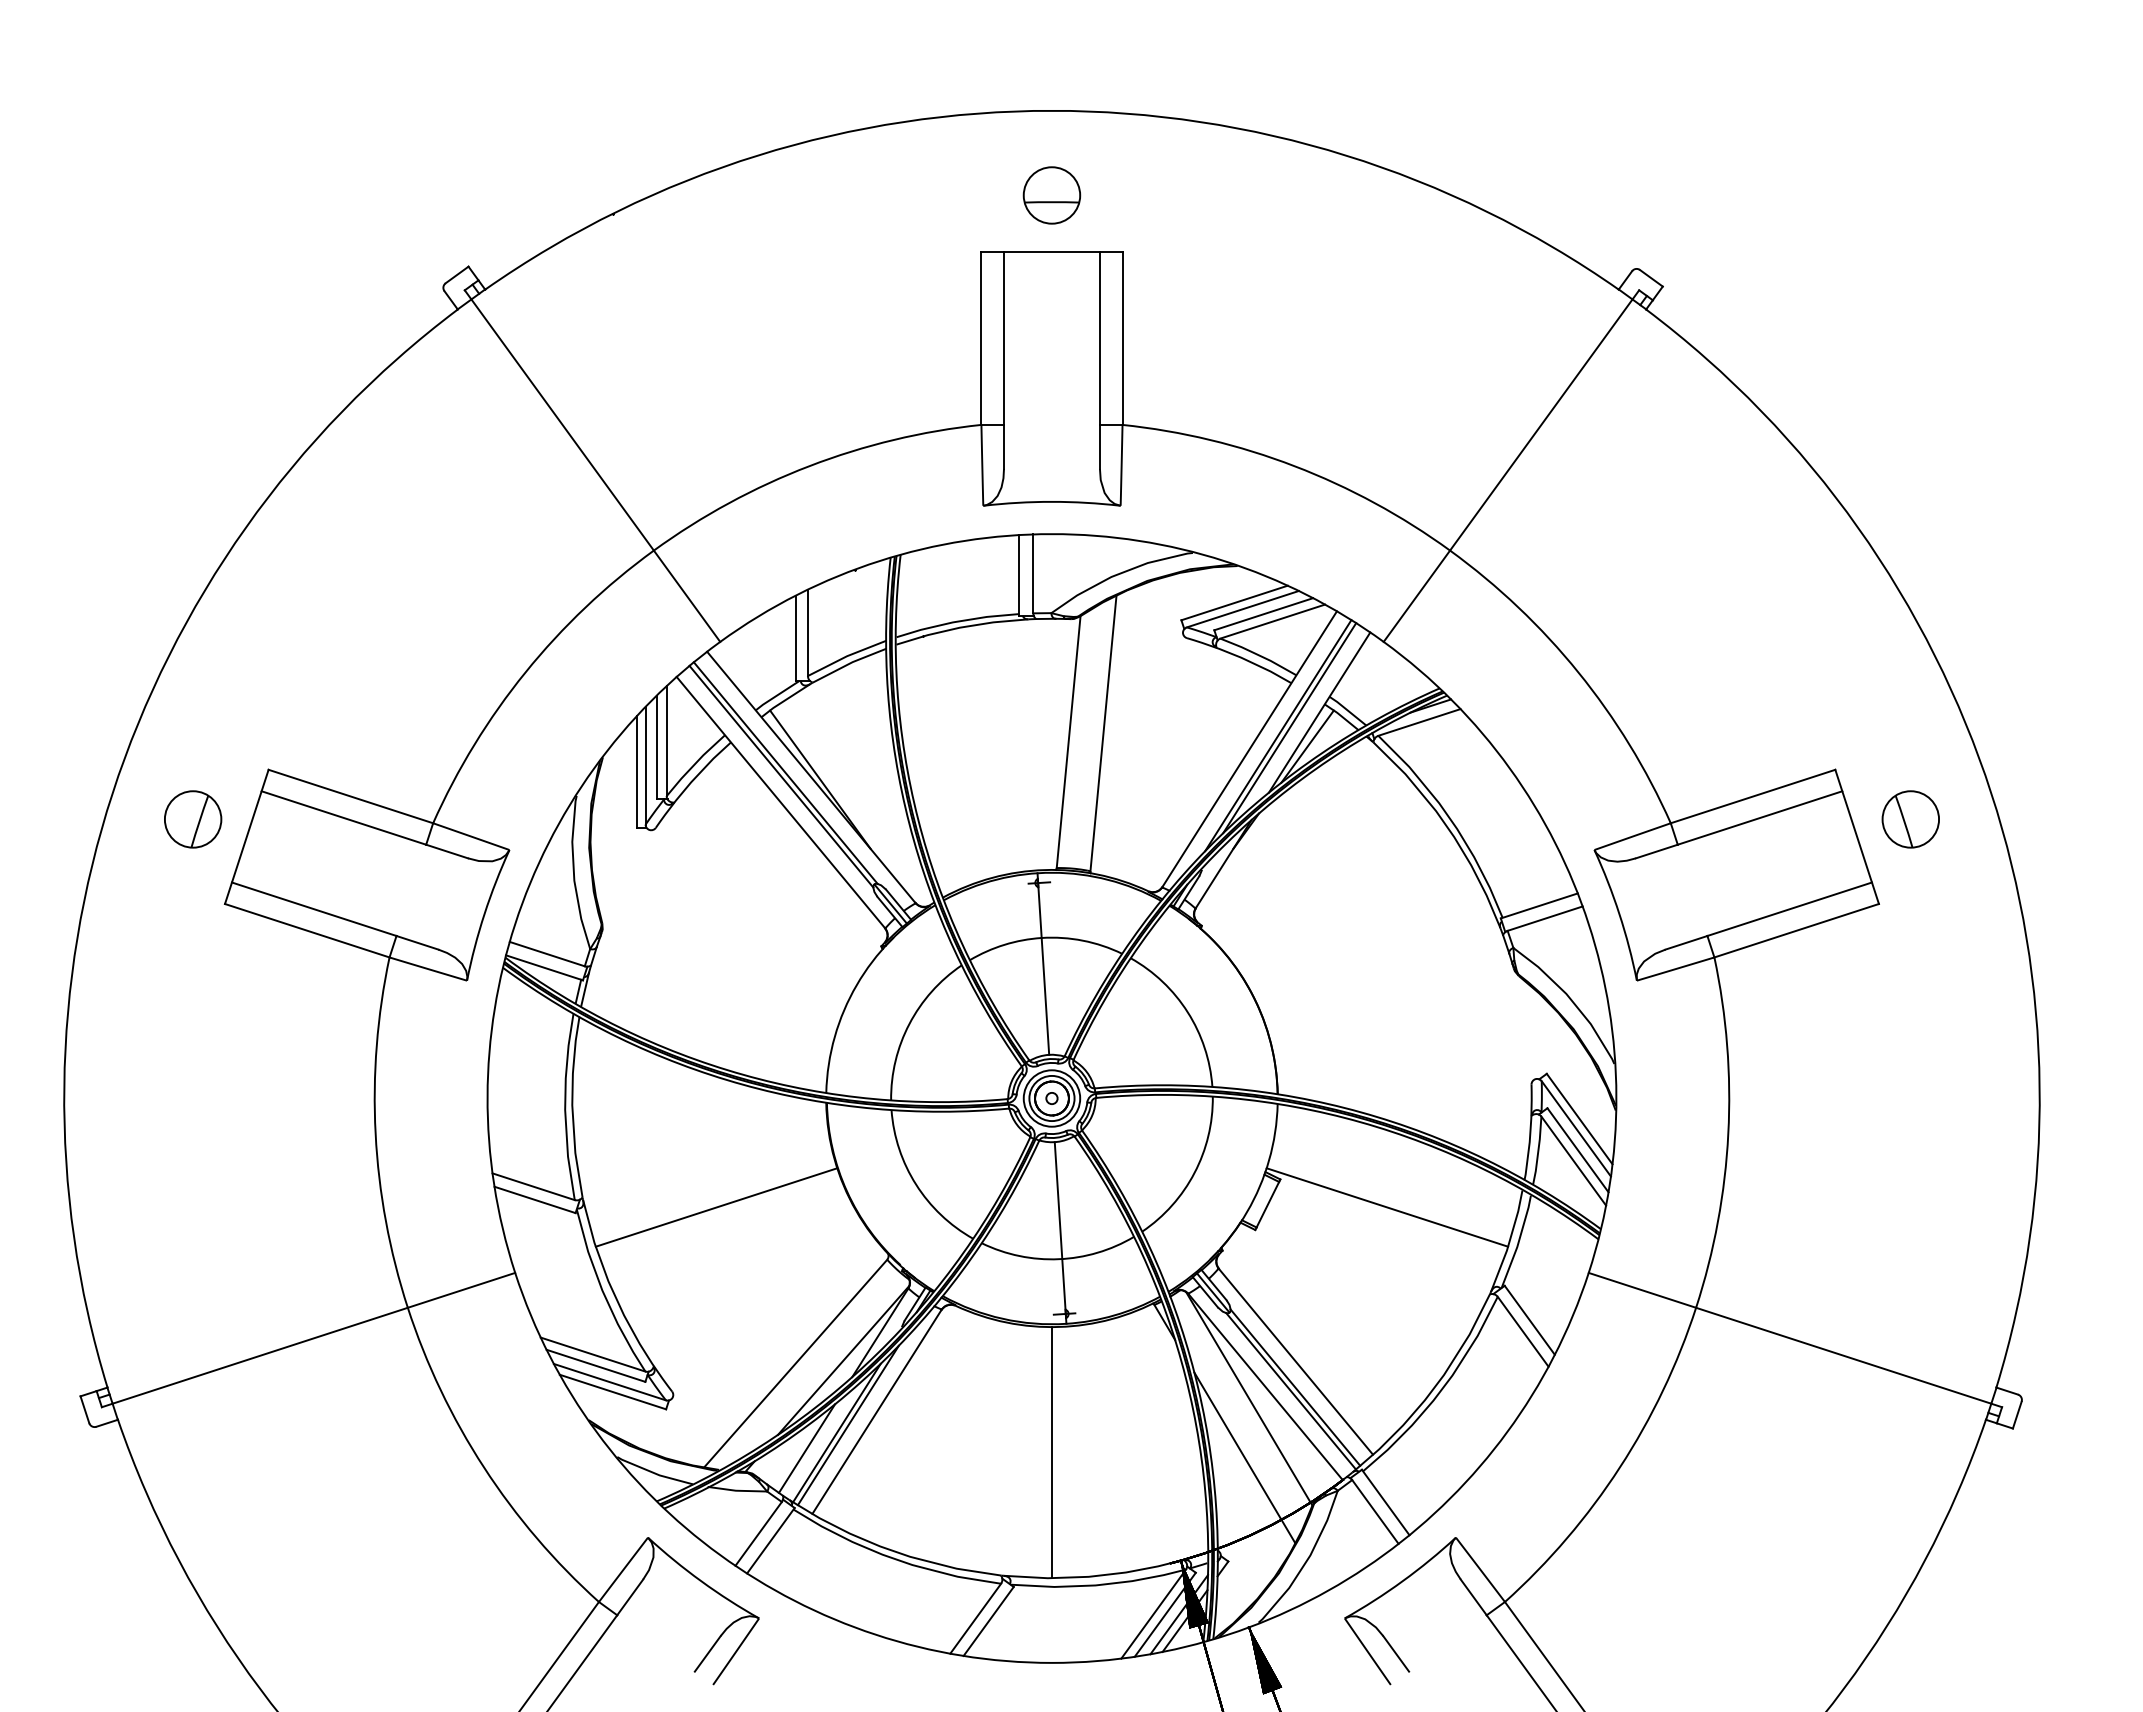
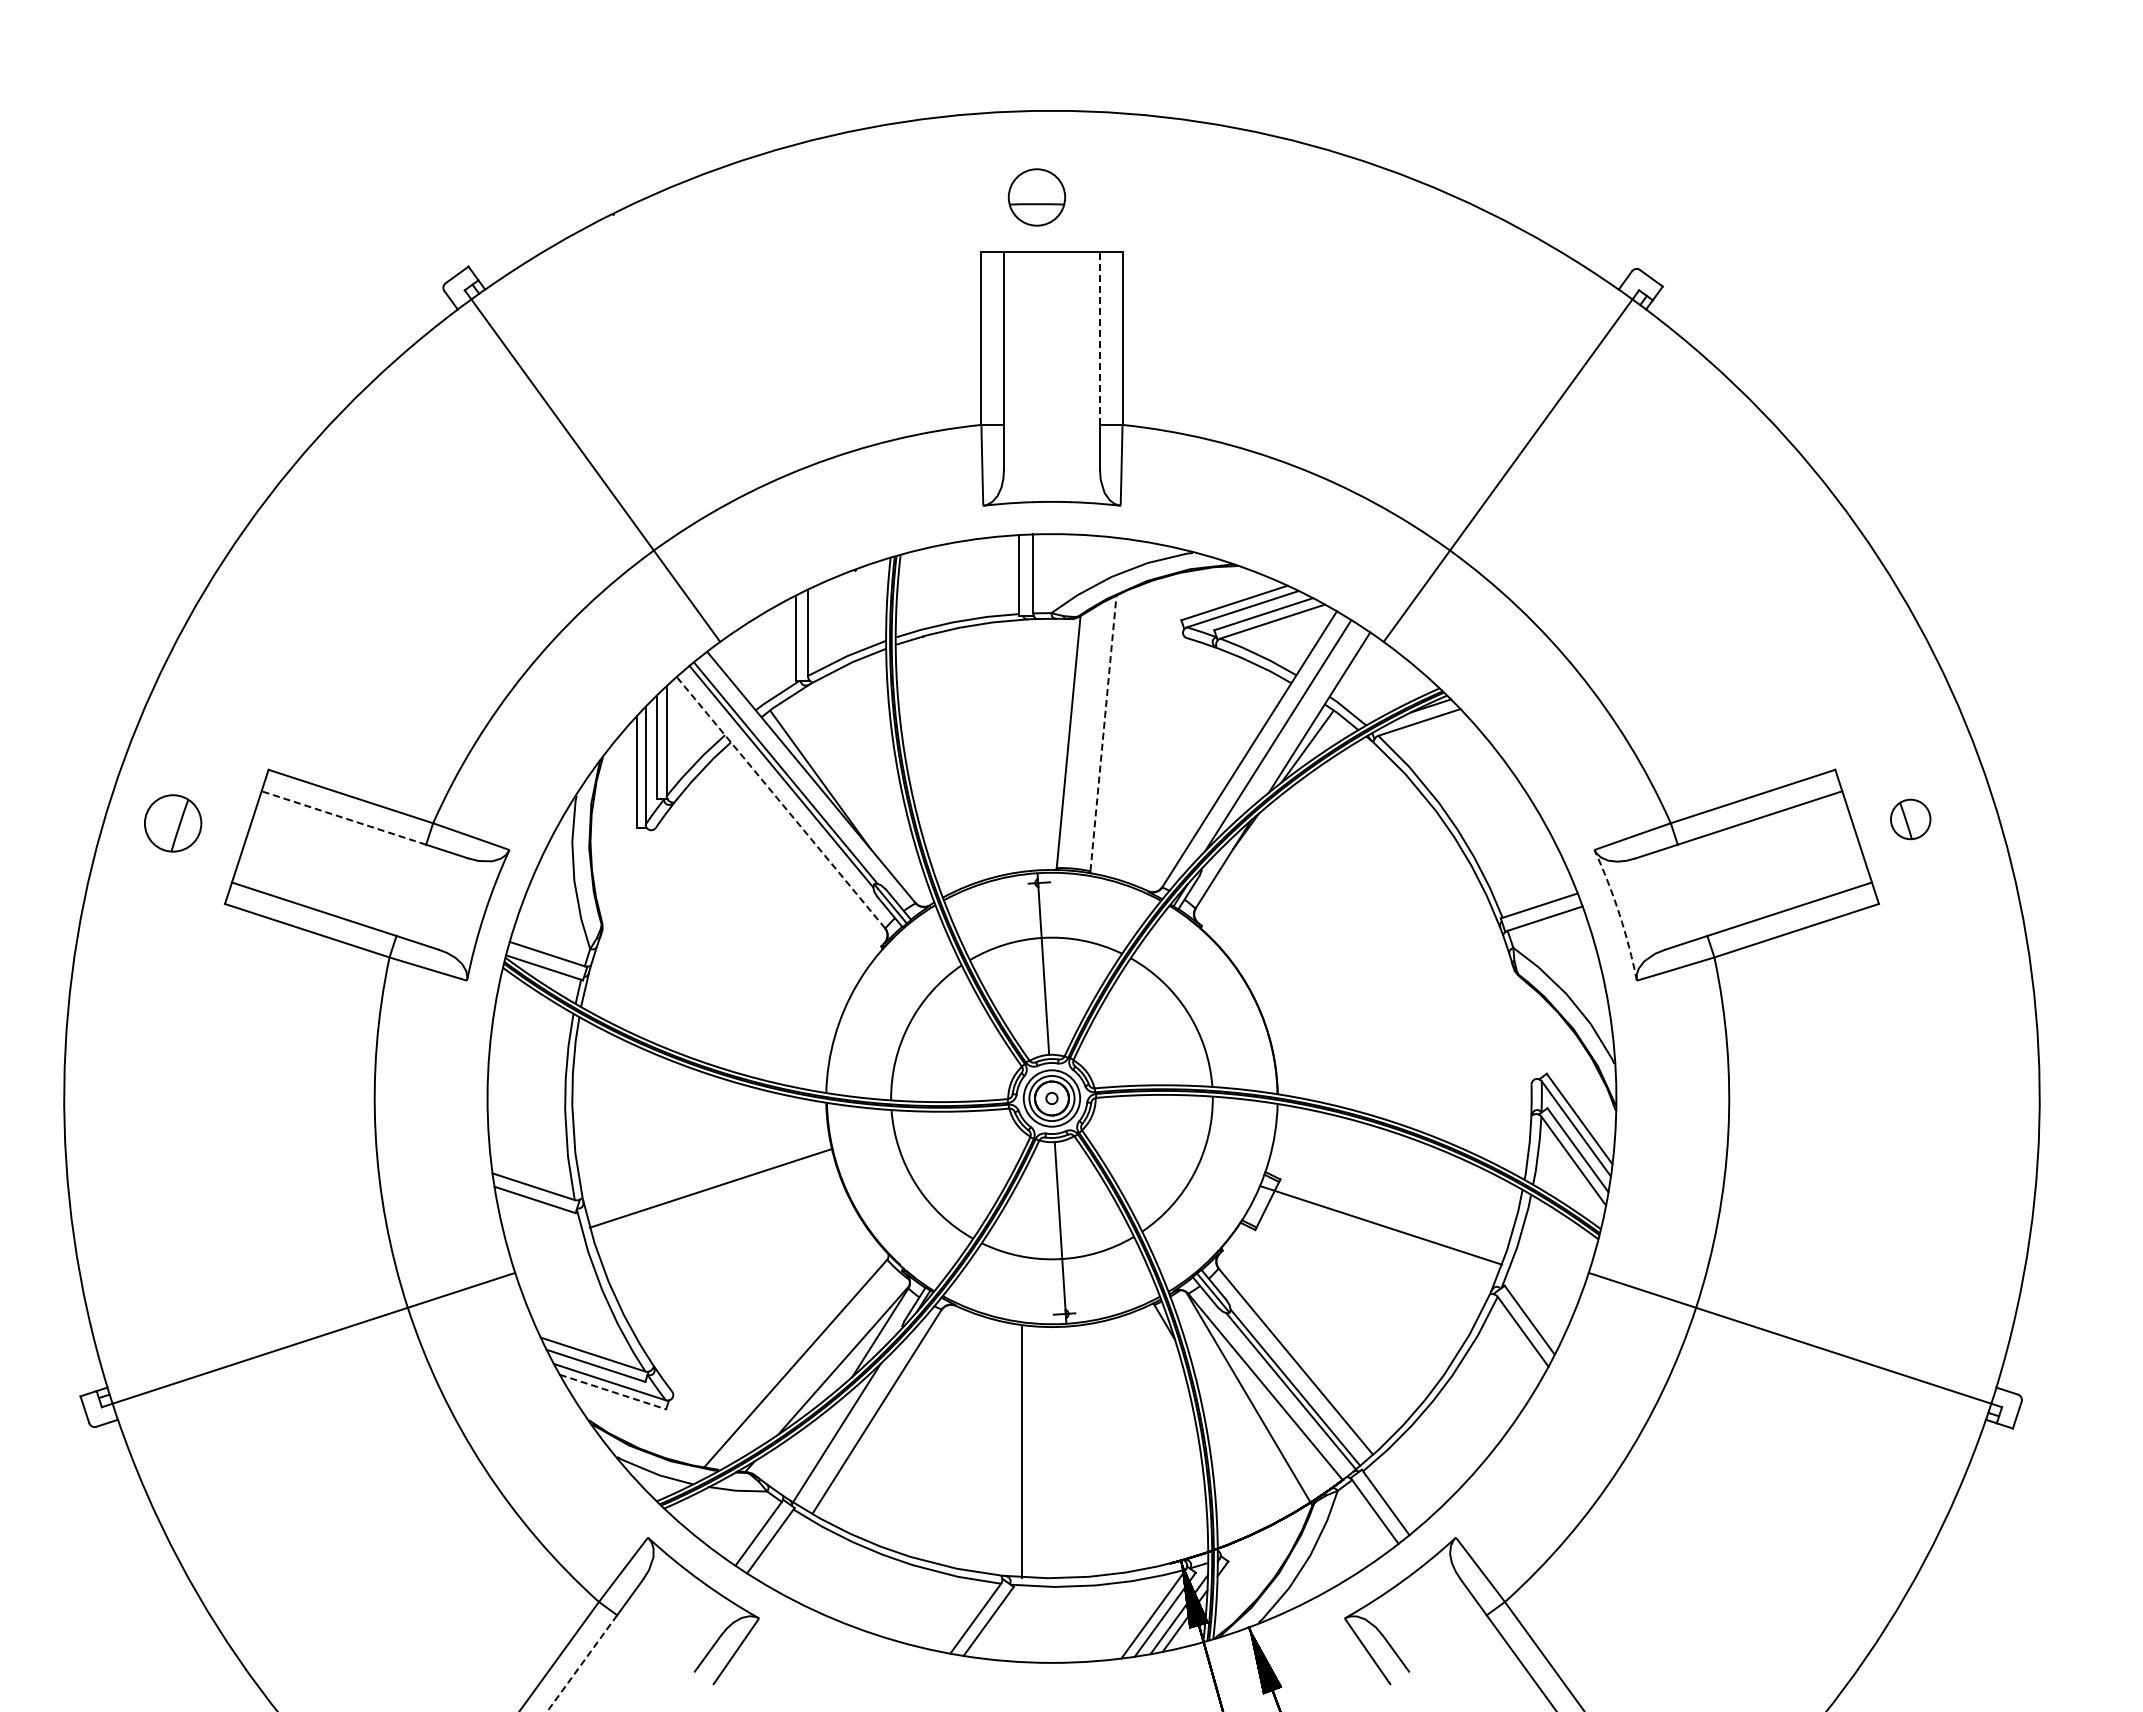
part position: (1051, 195) -> (1036, 197) (1036, 197)
line: solid -> dashed (1099, 338)
line: present -> none (1289, 728)
line: solid -> dashed (1103, 732)
line: solid -> dashed (780, 802)
line: solid -> dashed (343, 818)
part position: (193, 819) -> (173, 823) (173, 823)
part size: 59x59 px -> 42x43 px (1910, 819)
arc: solid -> dashed (1619, 914)
line position: (716, 1207) -> (710, 1188) (710, 1188)
line position: (1387, 1207) -> (1381, 1225) (1381, 1225)
line: solid -> dashed (612, 1392)
line: present -> none (847, 1425)
line: present -> none (806, 1448)
line position: (1051, 1452) -> (1021, 1452) (1021, 1452)
line: present -> none (1244, 1457)
line: solid -> dashed (582, 1663)
